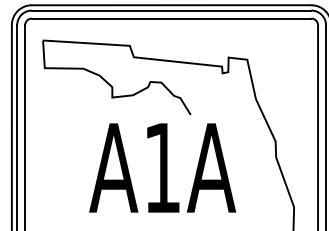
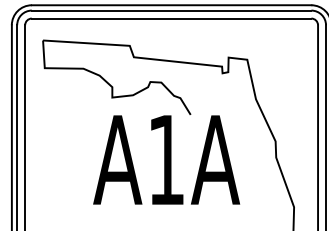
text position: (162, 167) -> (166, 159) (166, 159)
